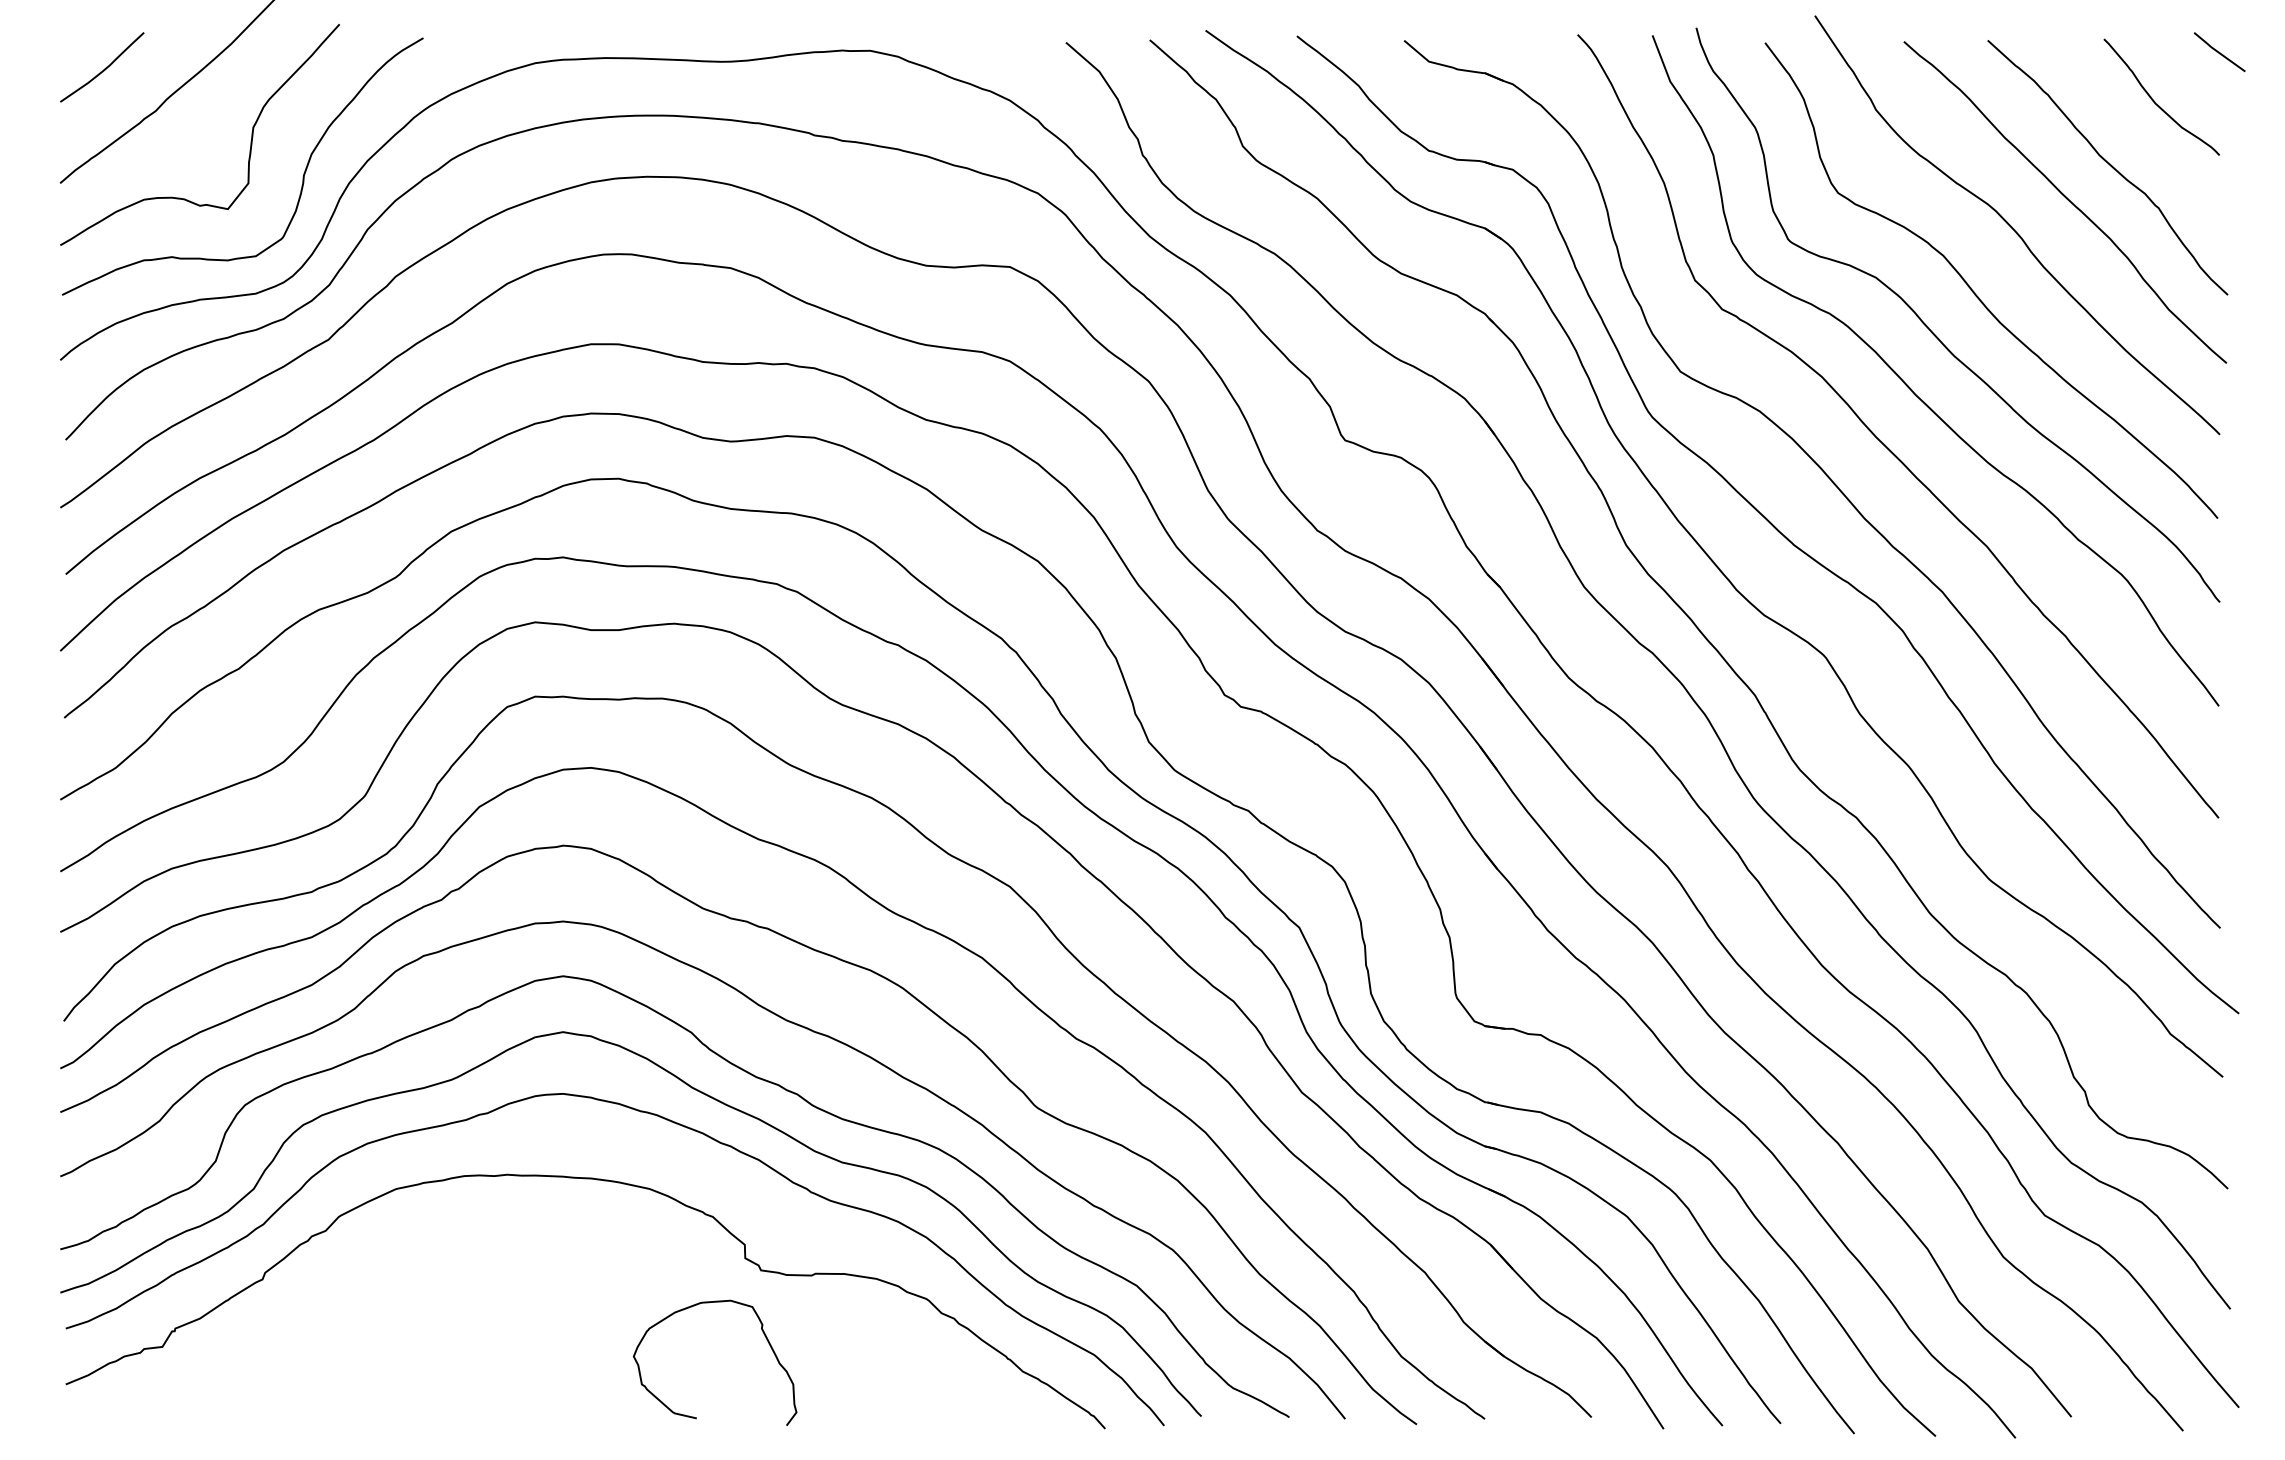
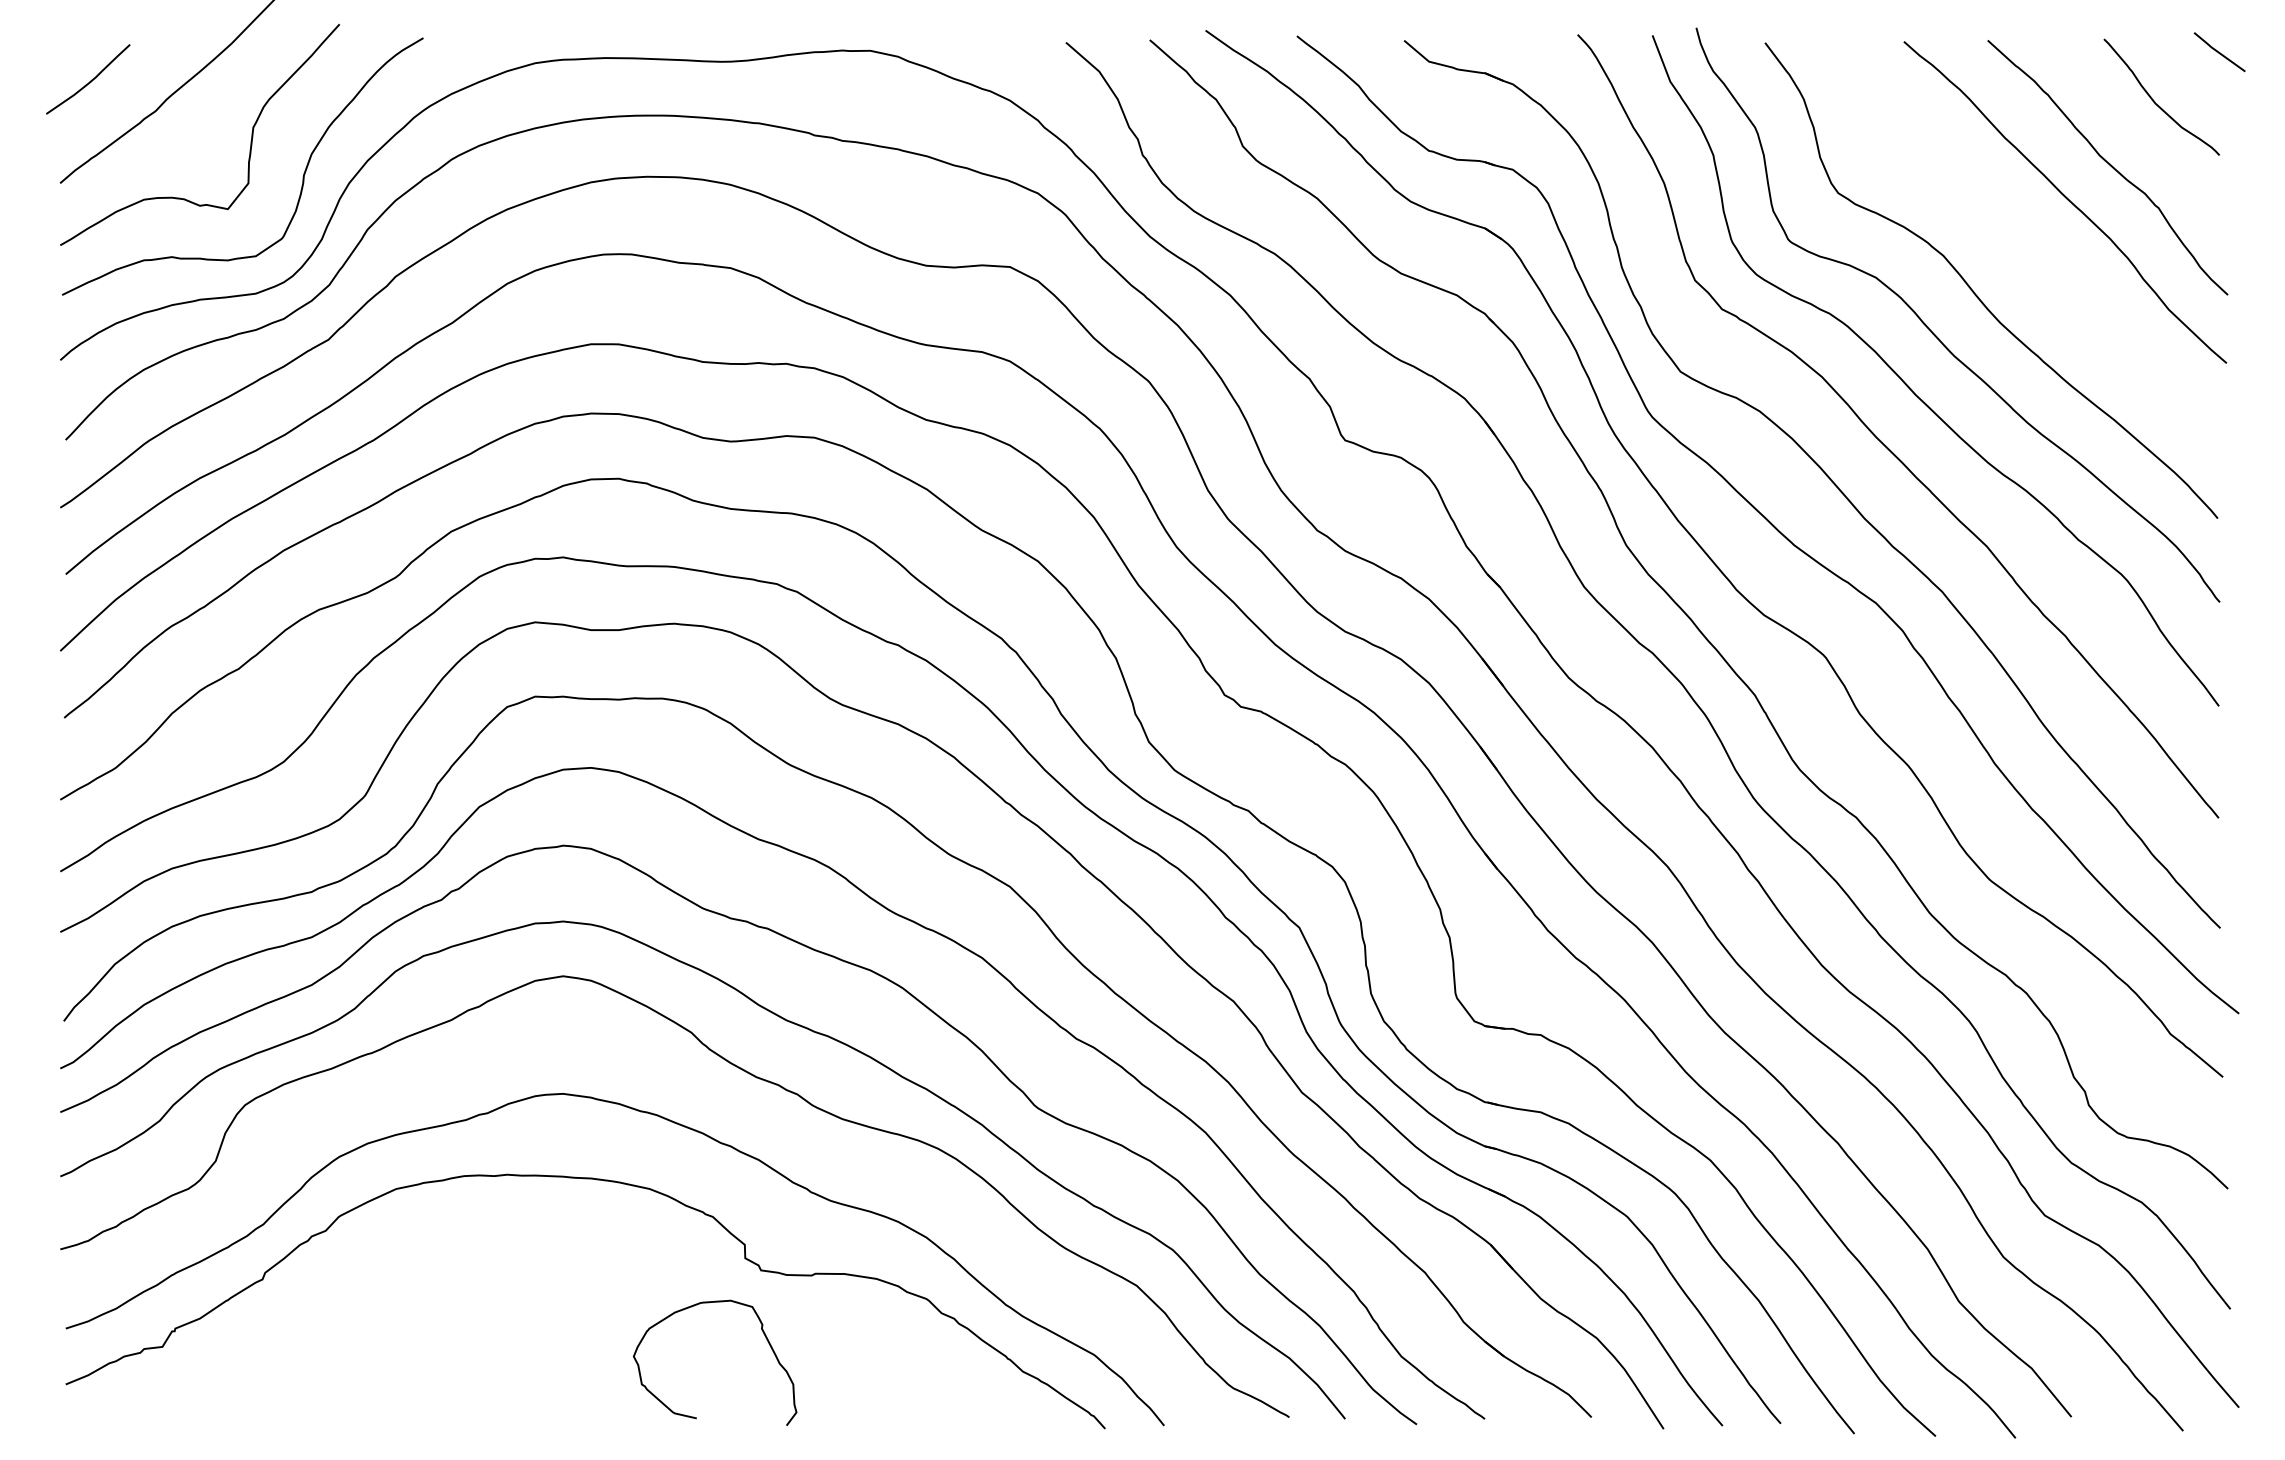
curve position: (104, 68) -> (90, 80) (90, 80)
curve: present -> none (2013, 227)
curve: present -> none (697, 1091)
